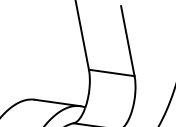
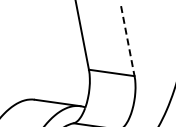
line: solid -> dashed (127, 41)
